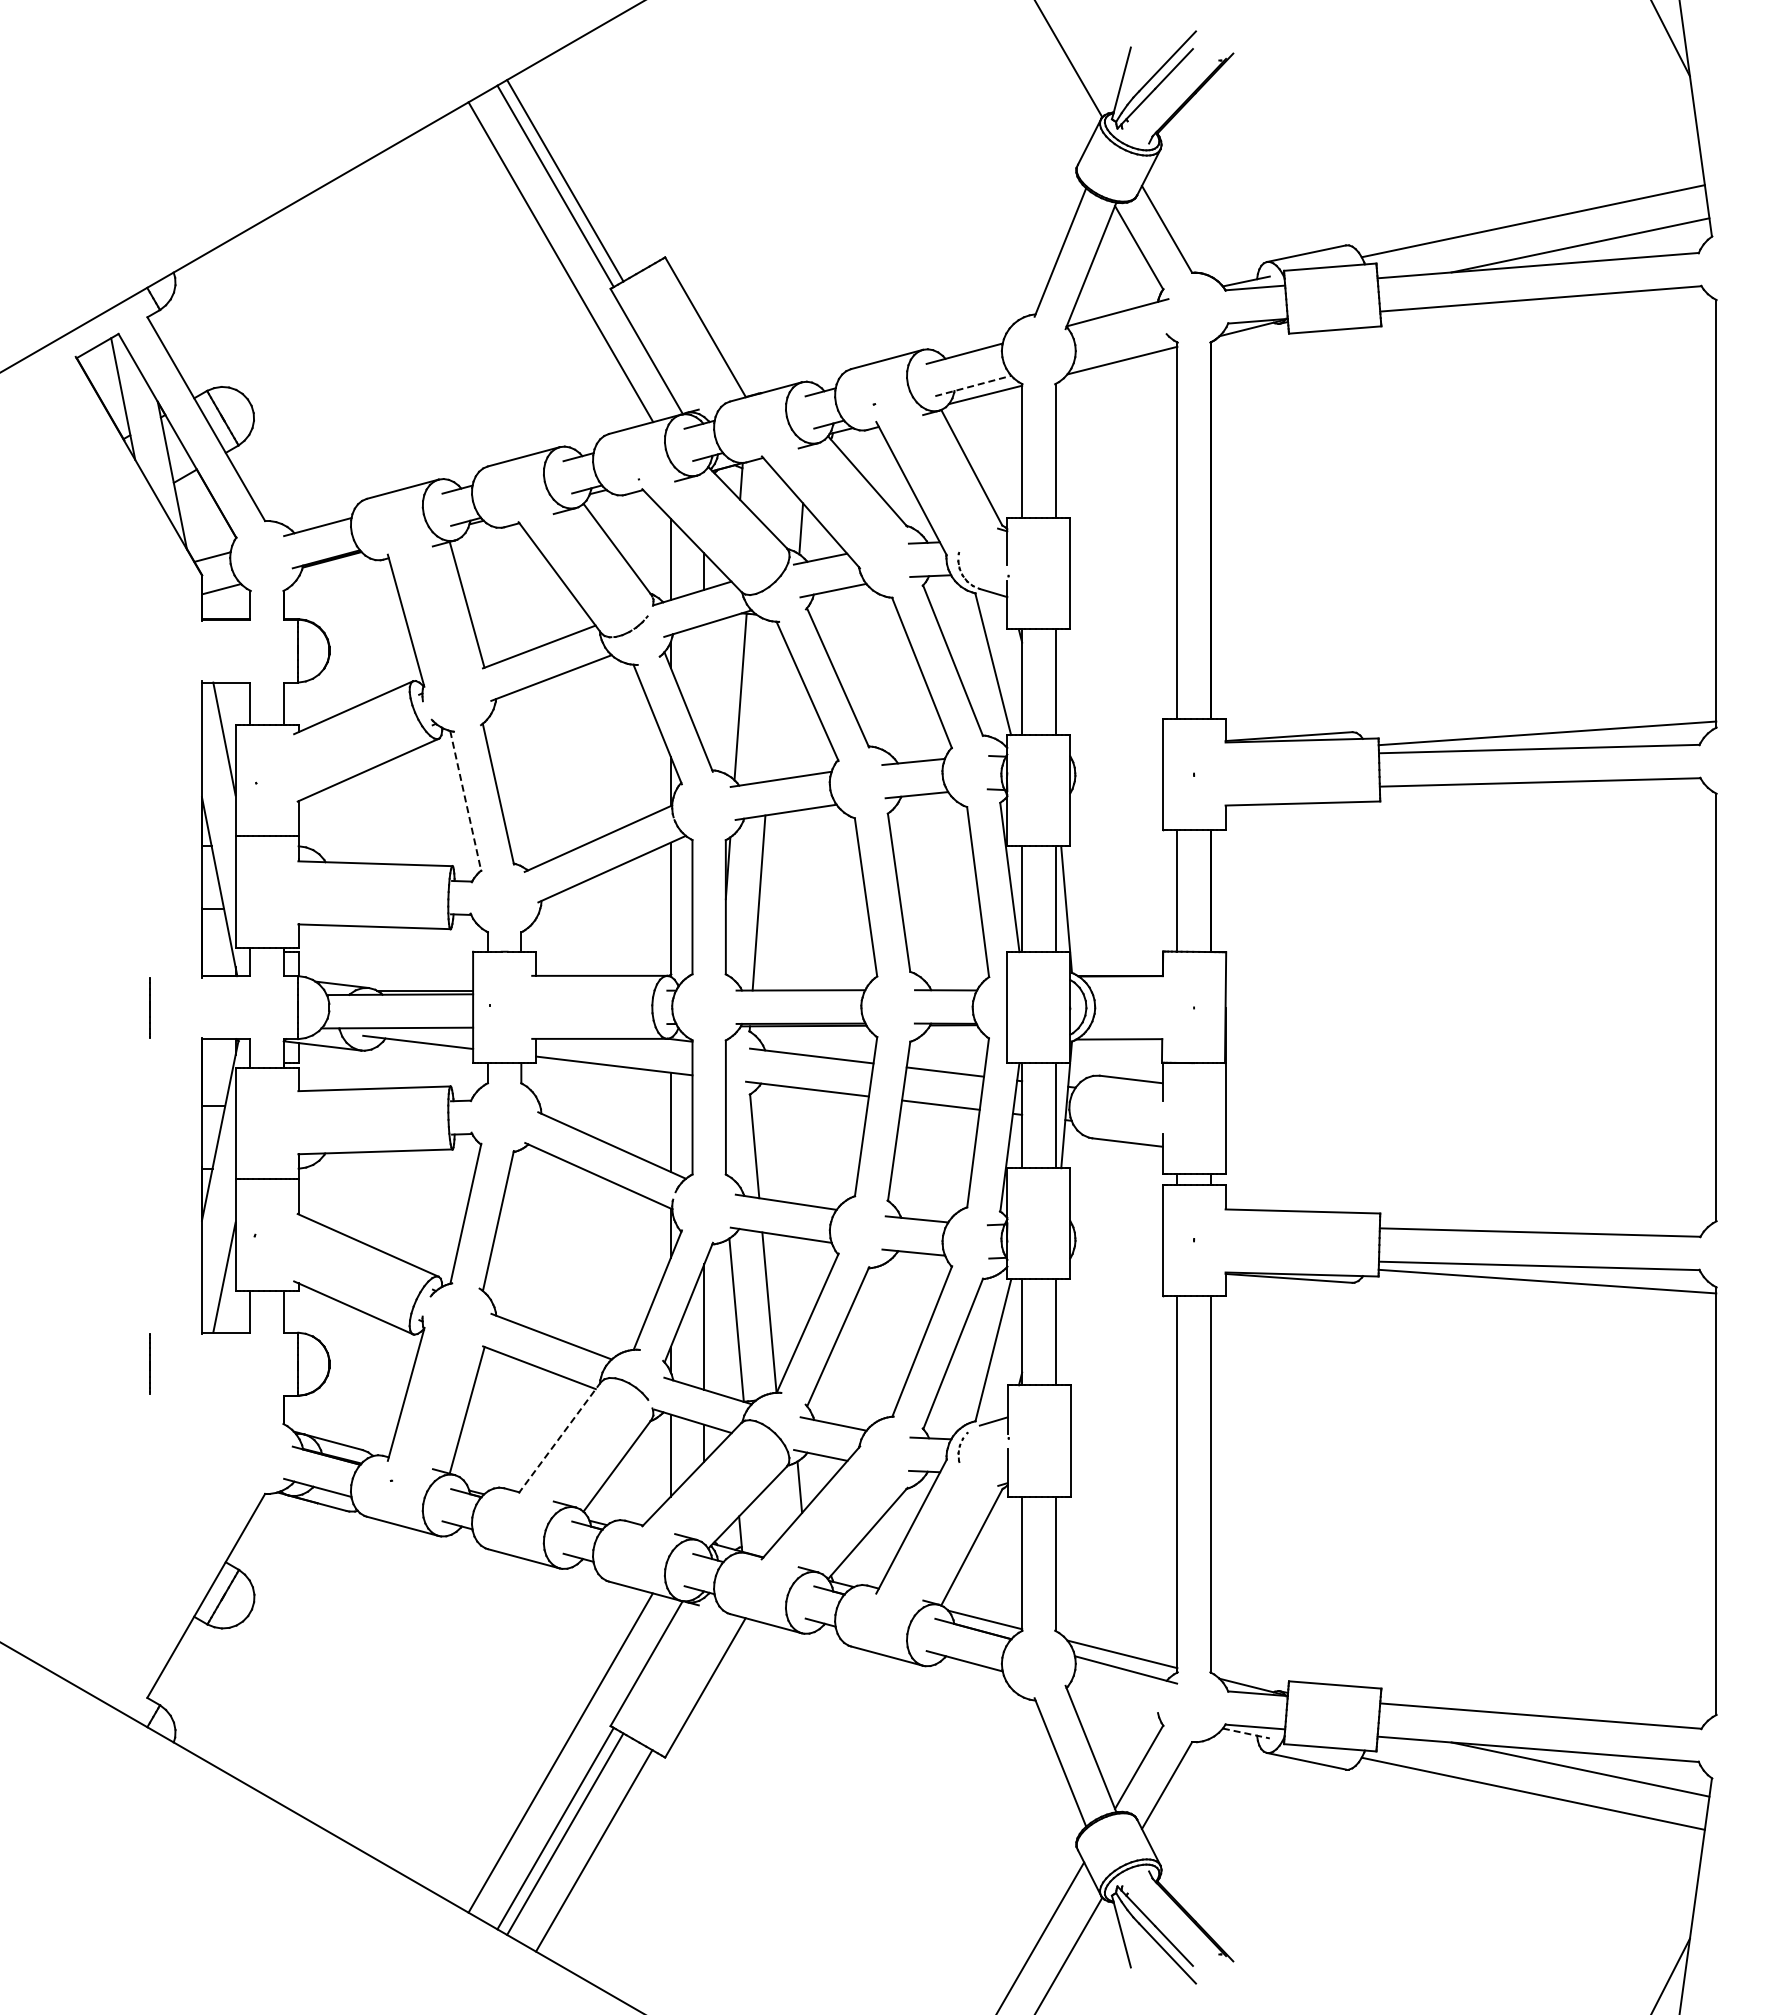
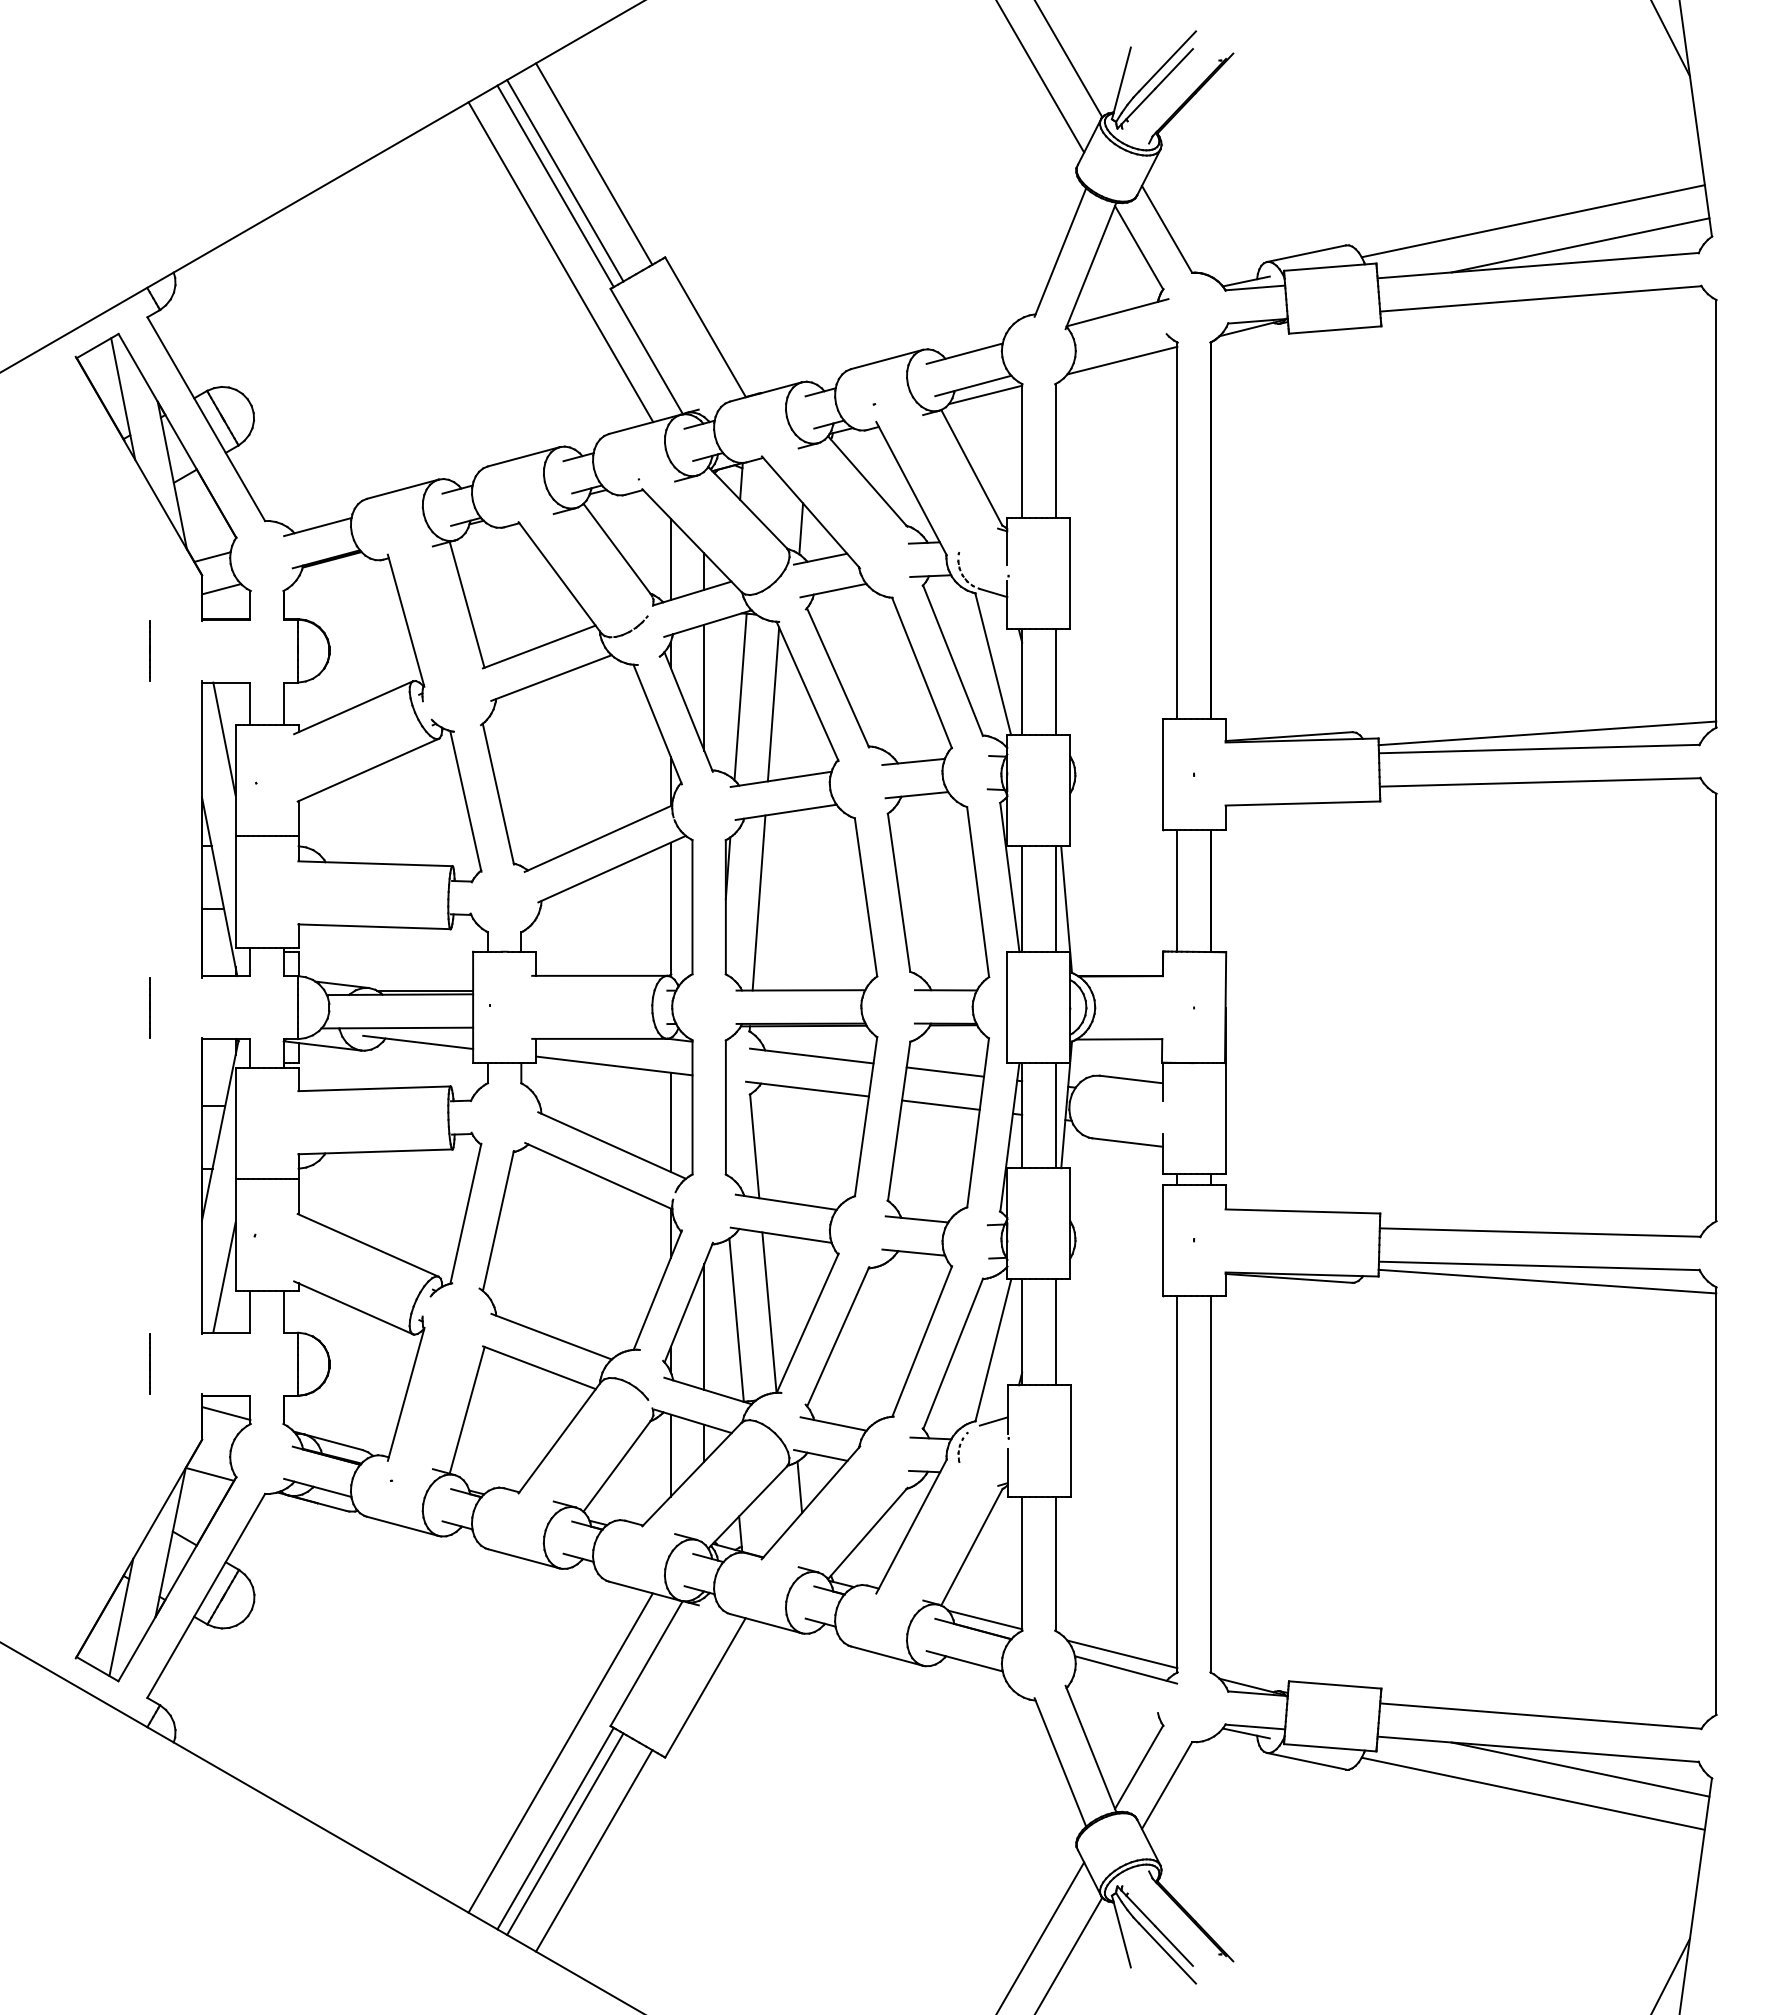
line: none -> present (1040, 77)
line: none -> present (594, 163)
line: dashed -> solid (973, 385)
line: none -> present (149, 650)
line: none -> present (704, 687)
line: none -> present (773, 704)
line: dashed -> solid (465, 801)
line: dashed -> solid (559, 1438)
part: none -> present (162, 1537)
line: dashed -> solid (1246, 1733)
